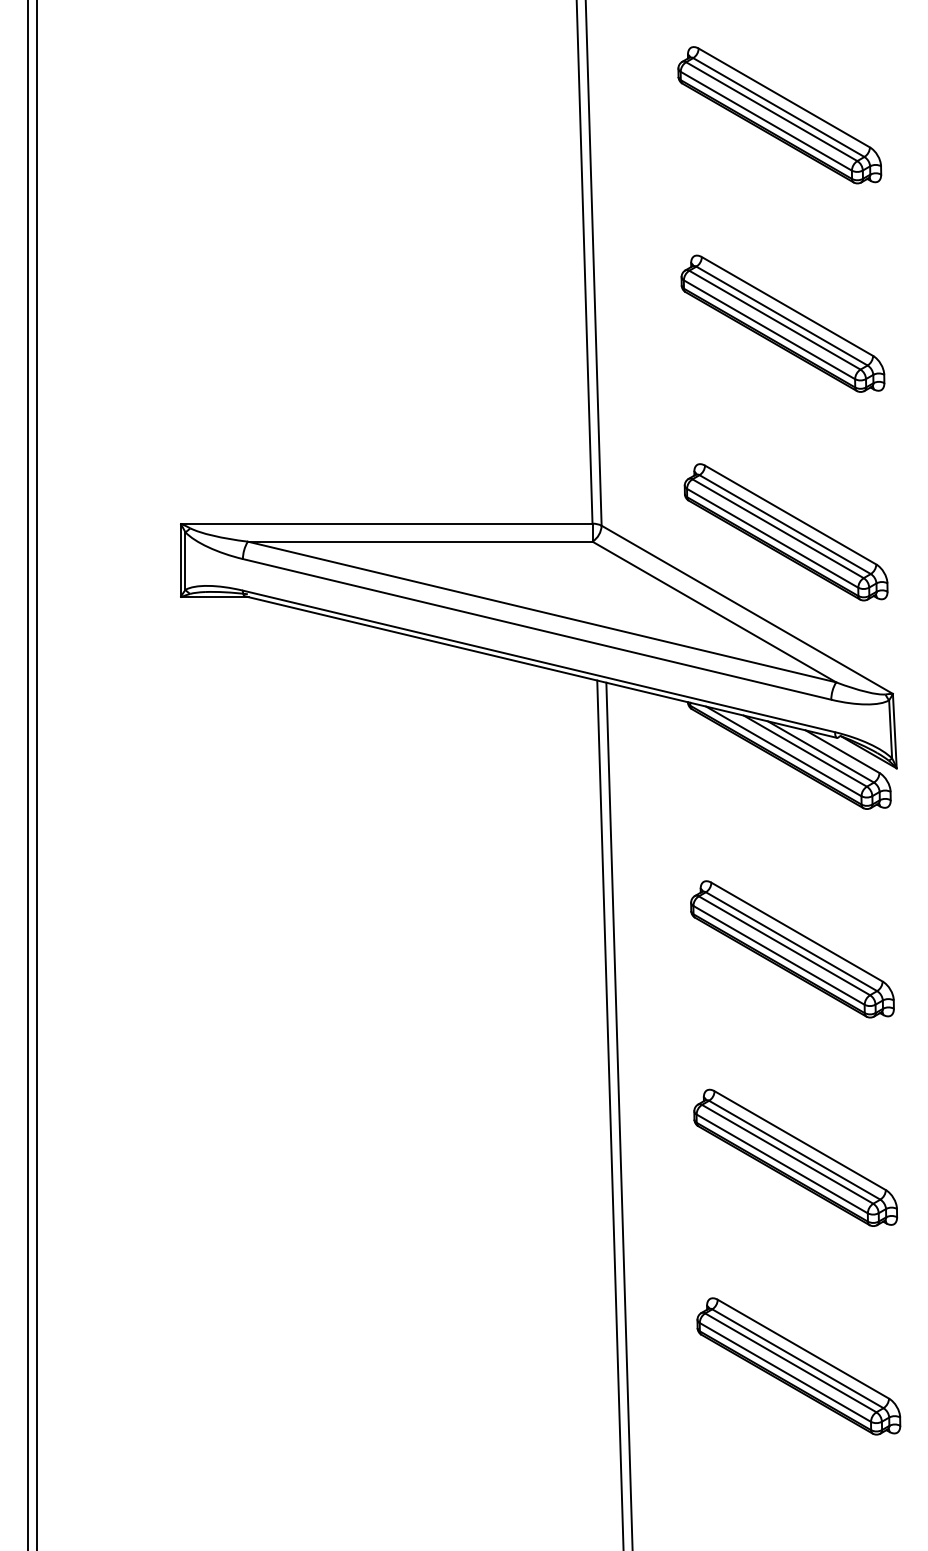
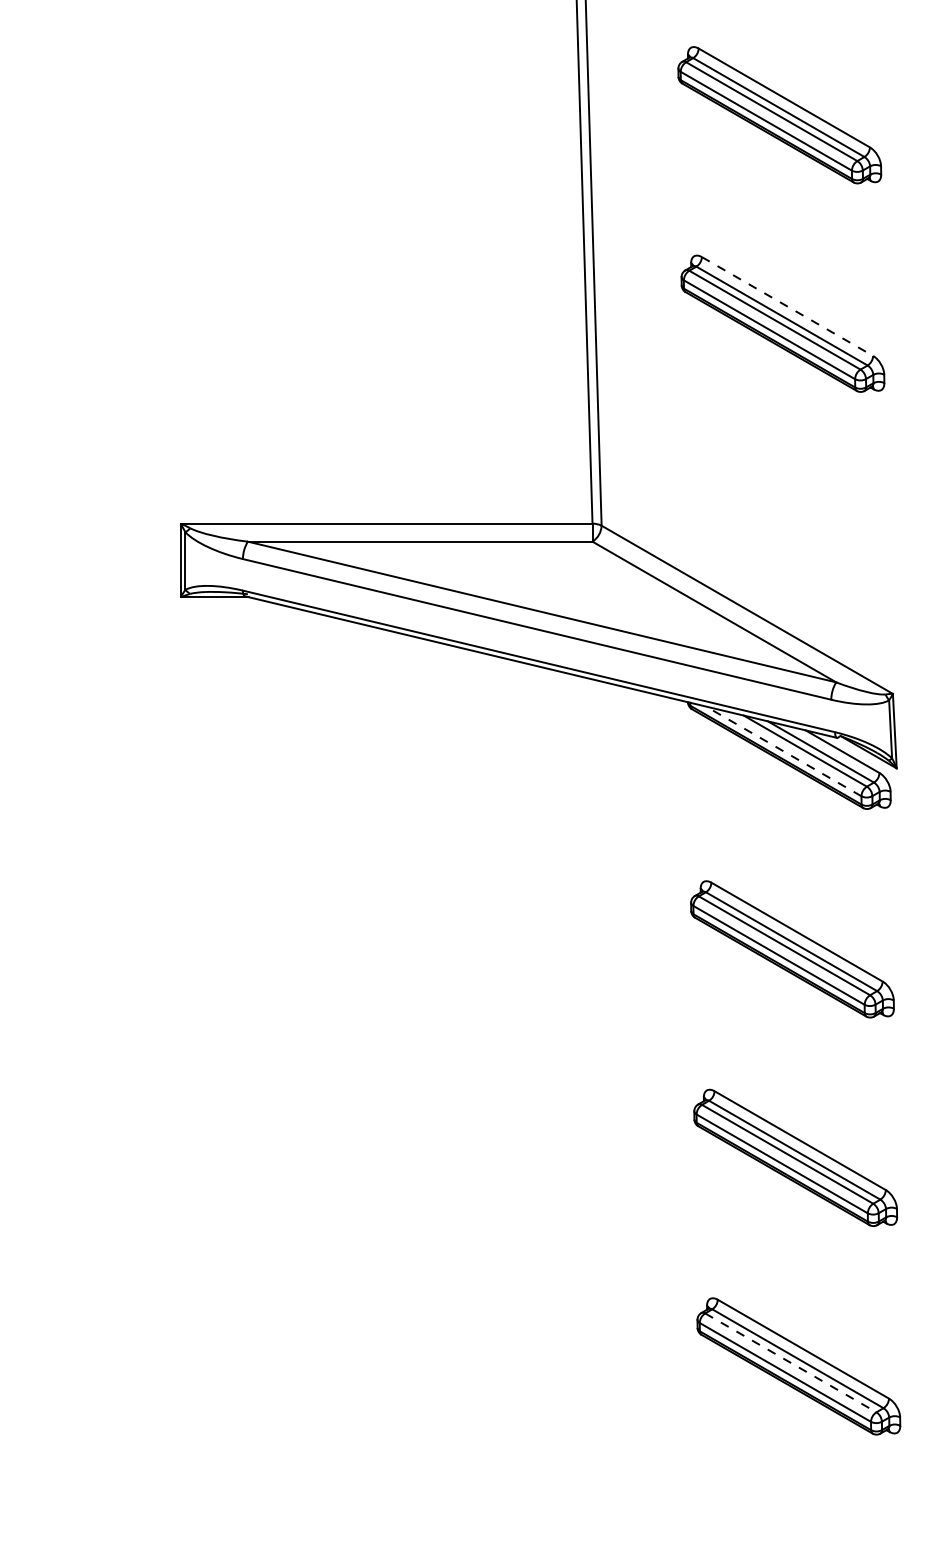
line: solid -> dashed (787, 306)
part: present -> none (785, 532)
line: solid -> dashed (783, 751)
line: present -> none (27, 774)
line: present -> none (36, 774)
line: present -> none (610, 1113)
line: present -> none (619, 1114)
line: solid -> dashed (790, 1362)
